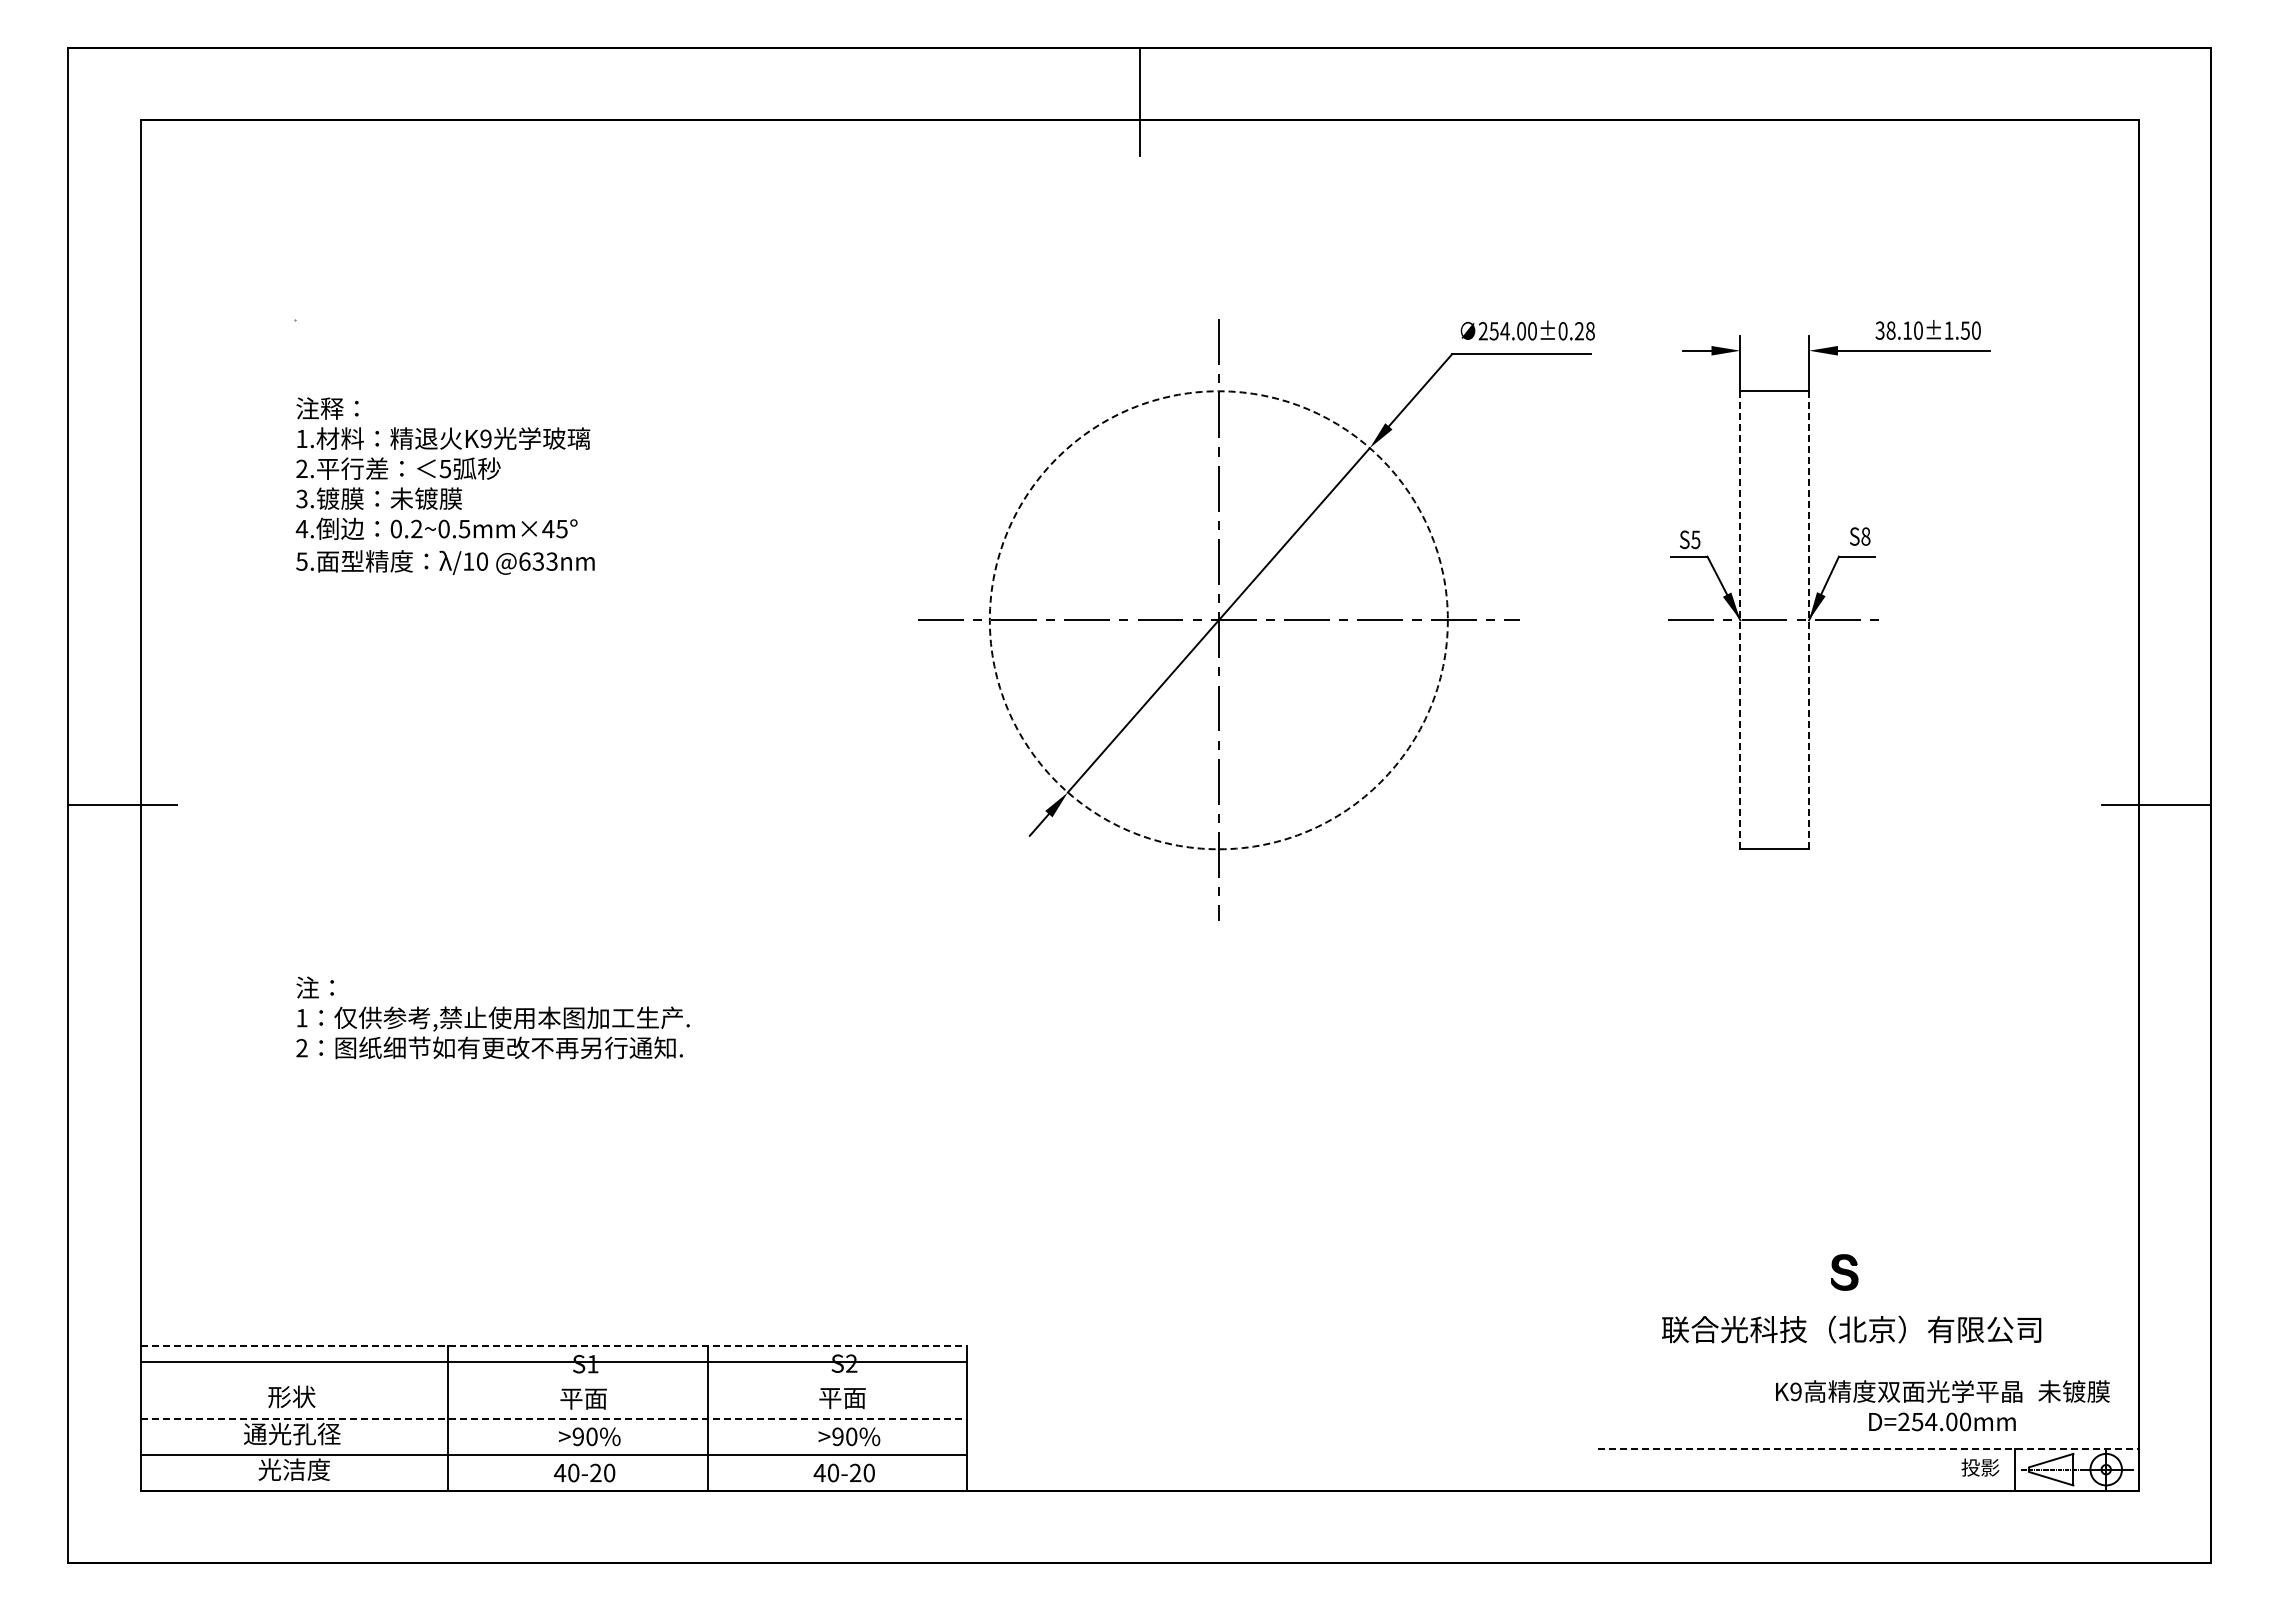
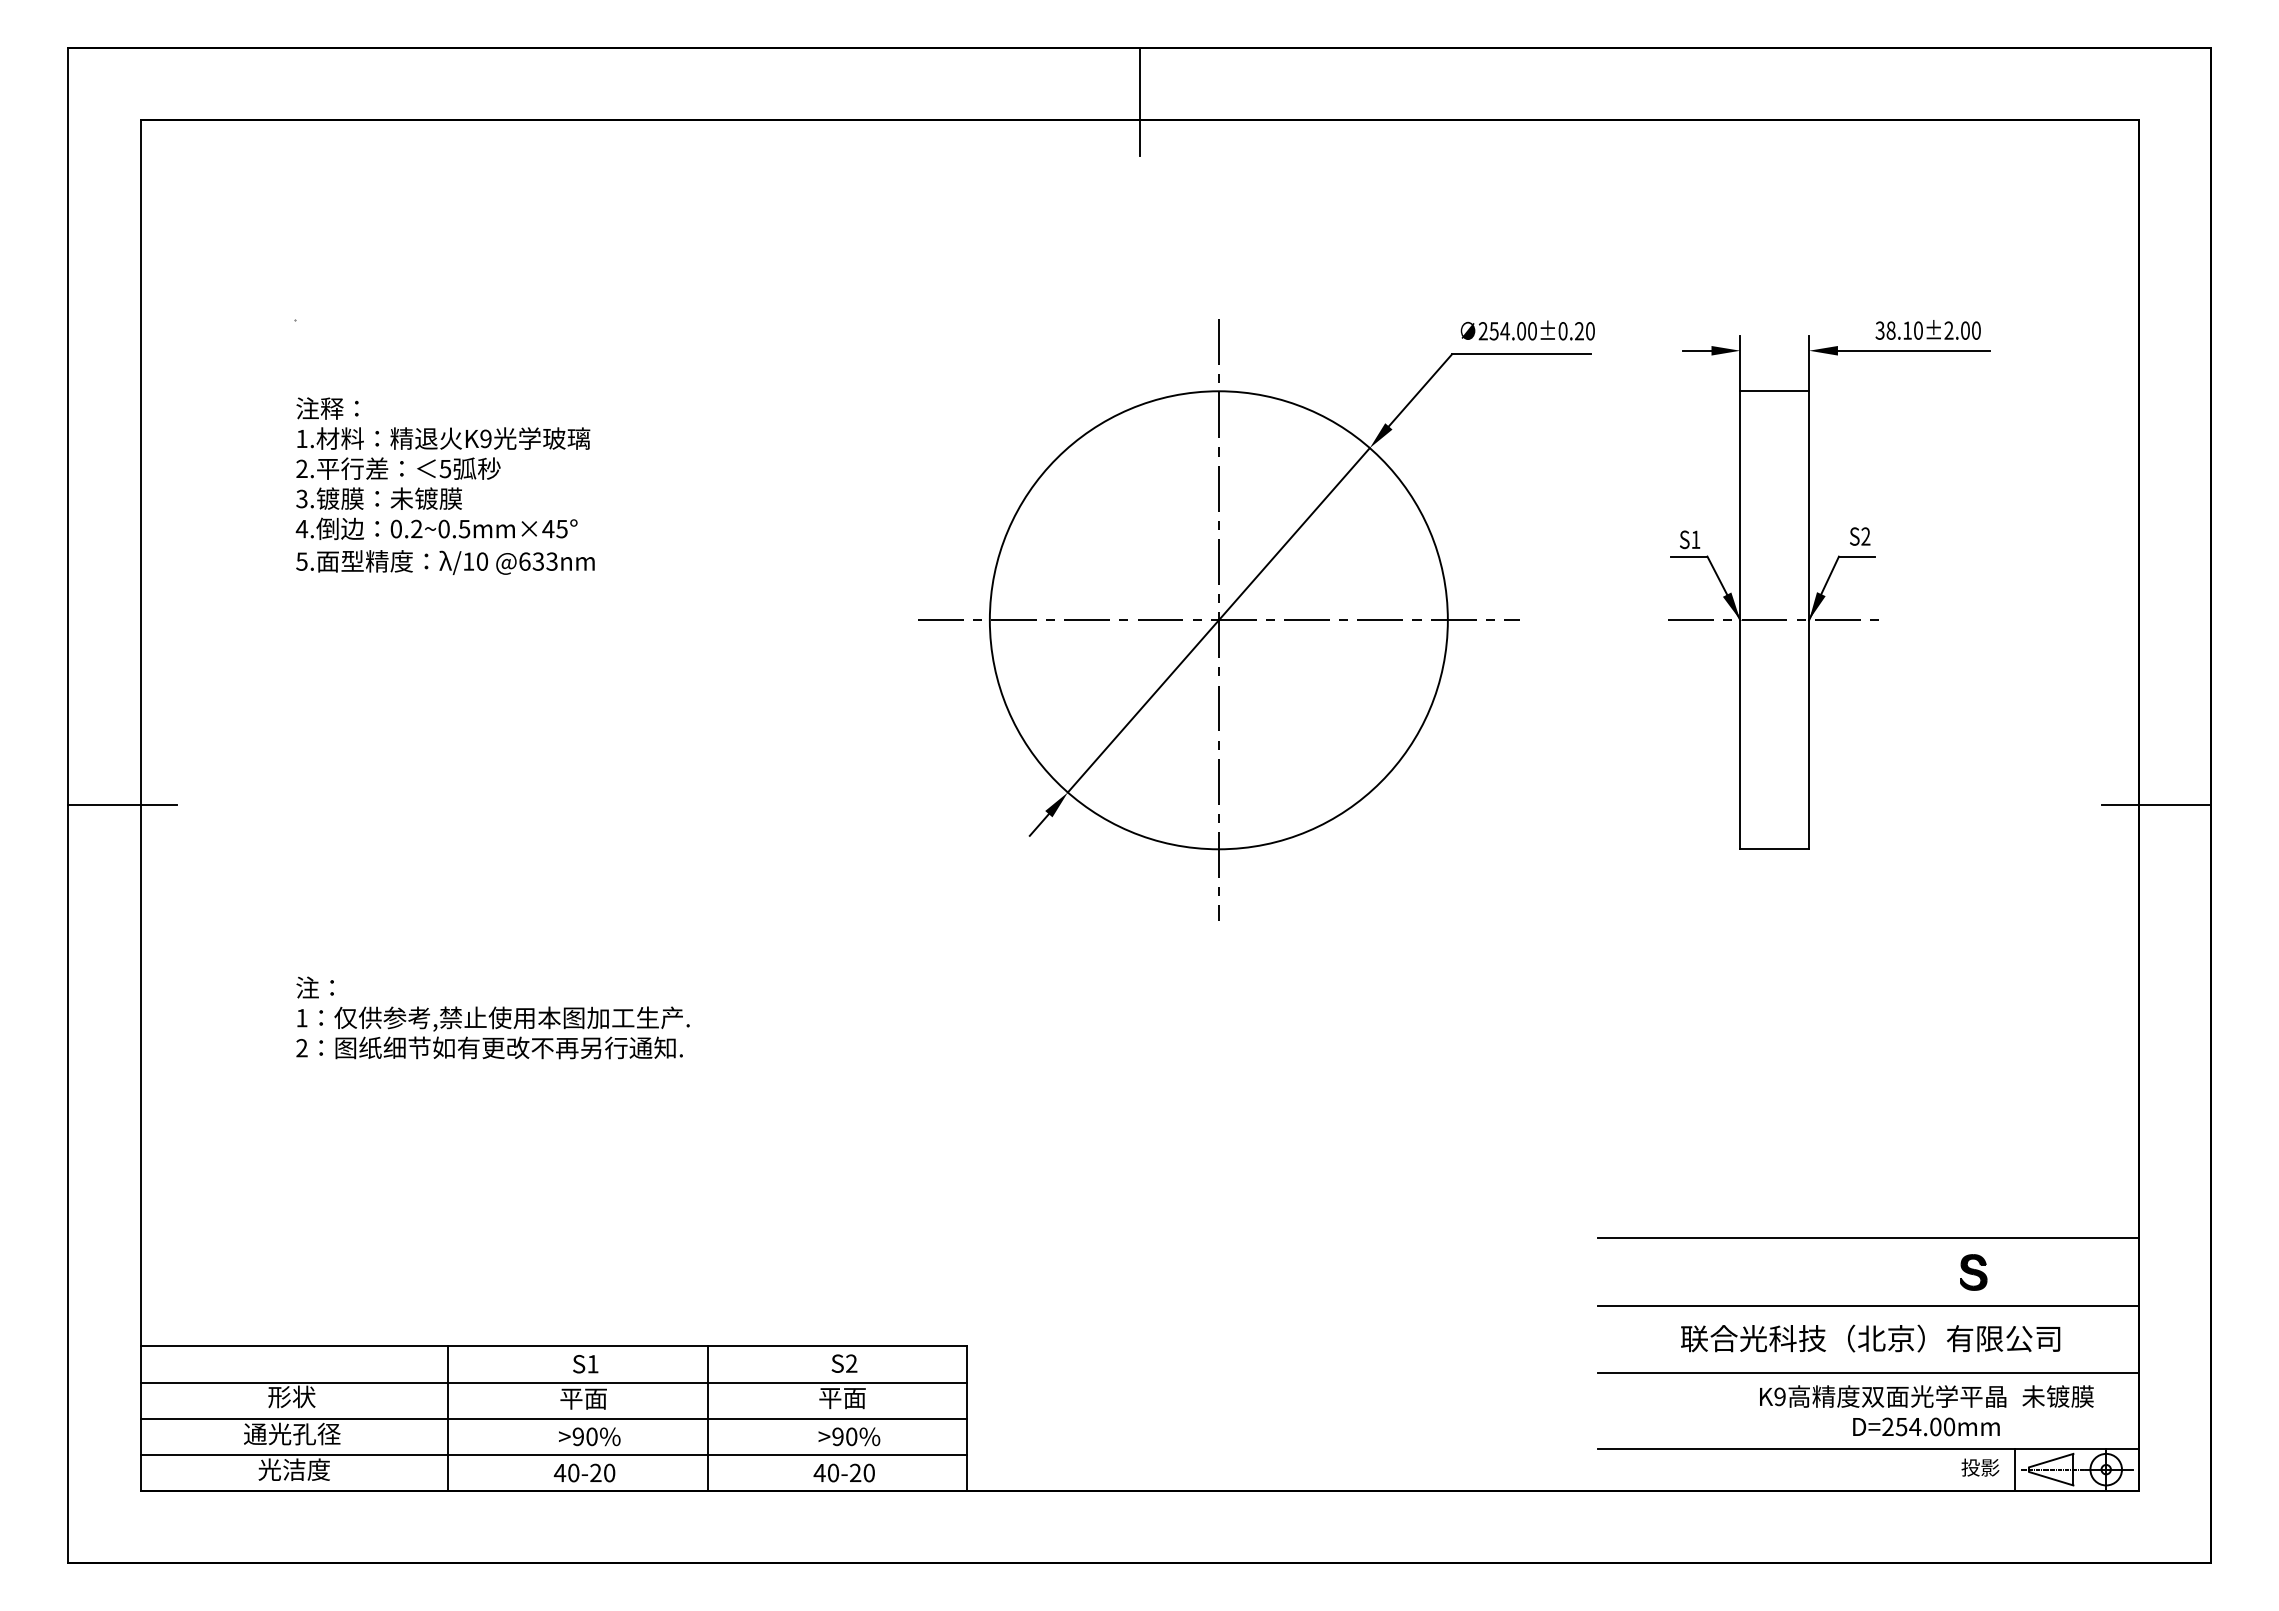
text: 38.10±1.50 -> 38.10±2.00 (1956, 330)
text: 254.00±0.28 -> 254.00±0.20 (1590, 331)
text: S8 -> S2 (1865, 536)
text: S5 -> S1 (1695, 539)
circle: dashed -> solid (1218, 620)
line: dashed -> solid (1740, 620)
line: dashed -> solid (1809, 620)
line: none -> present (1867, 1238)
part position: (1844, 1272) -> (1973, 1272) (1973, 1272)
line: none -> present (1867, 1305)
text position: (1851, 1329) -> (1870, 1338) (1870, 1338)
line: dashed -> solid (554, 1346)
line position: (553, 1361) -> (553, 1382) (553, 1382)
line: none -> present (1867, 1372)
text position: (1942, 1405) -> (1926, 1410) (1926, 1410)
line: dashed -> solid (554, 1418)
line: dashed -> solid (1868, 1448)
